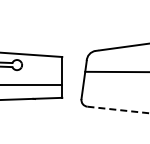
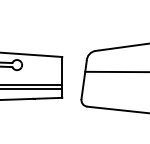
line: none -> present (32, 88)
line: dashed -> solid (118, 109)
